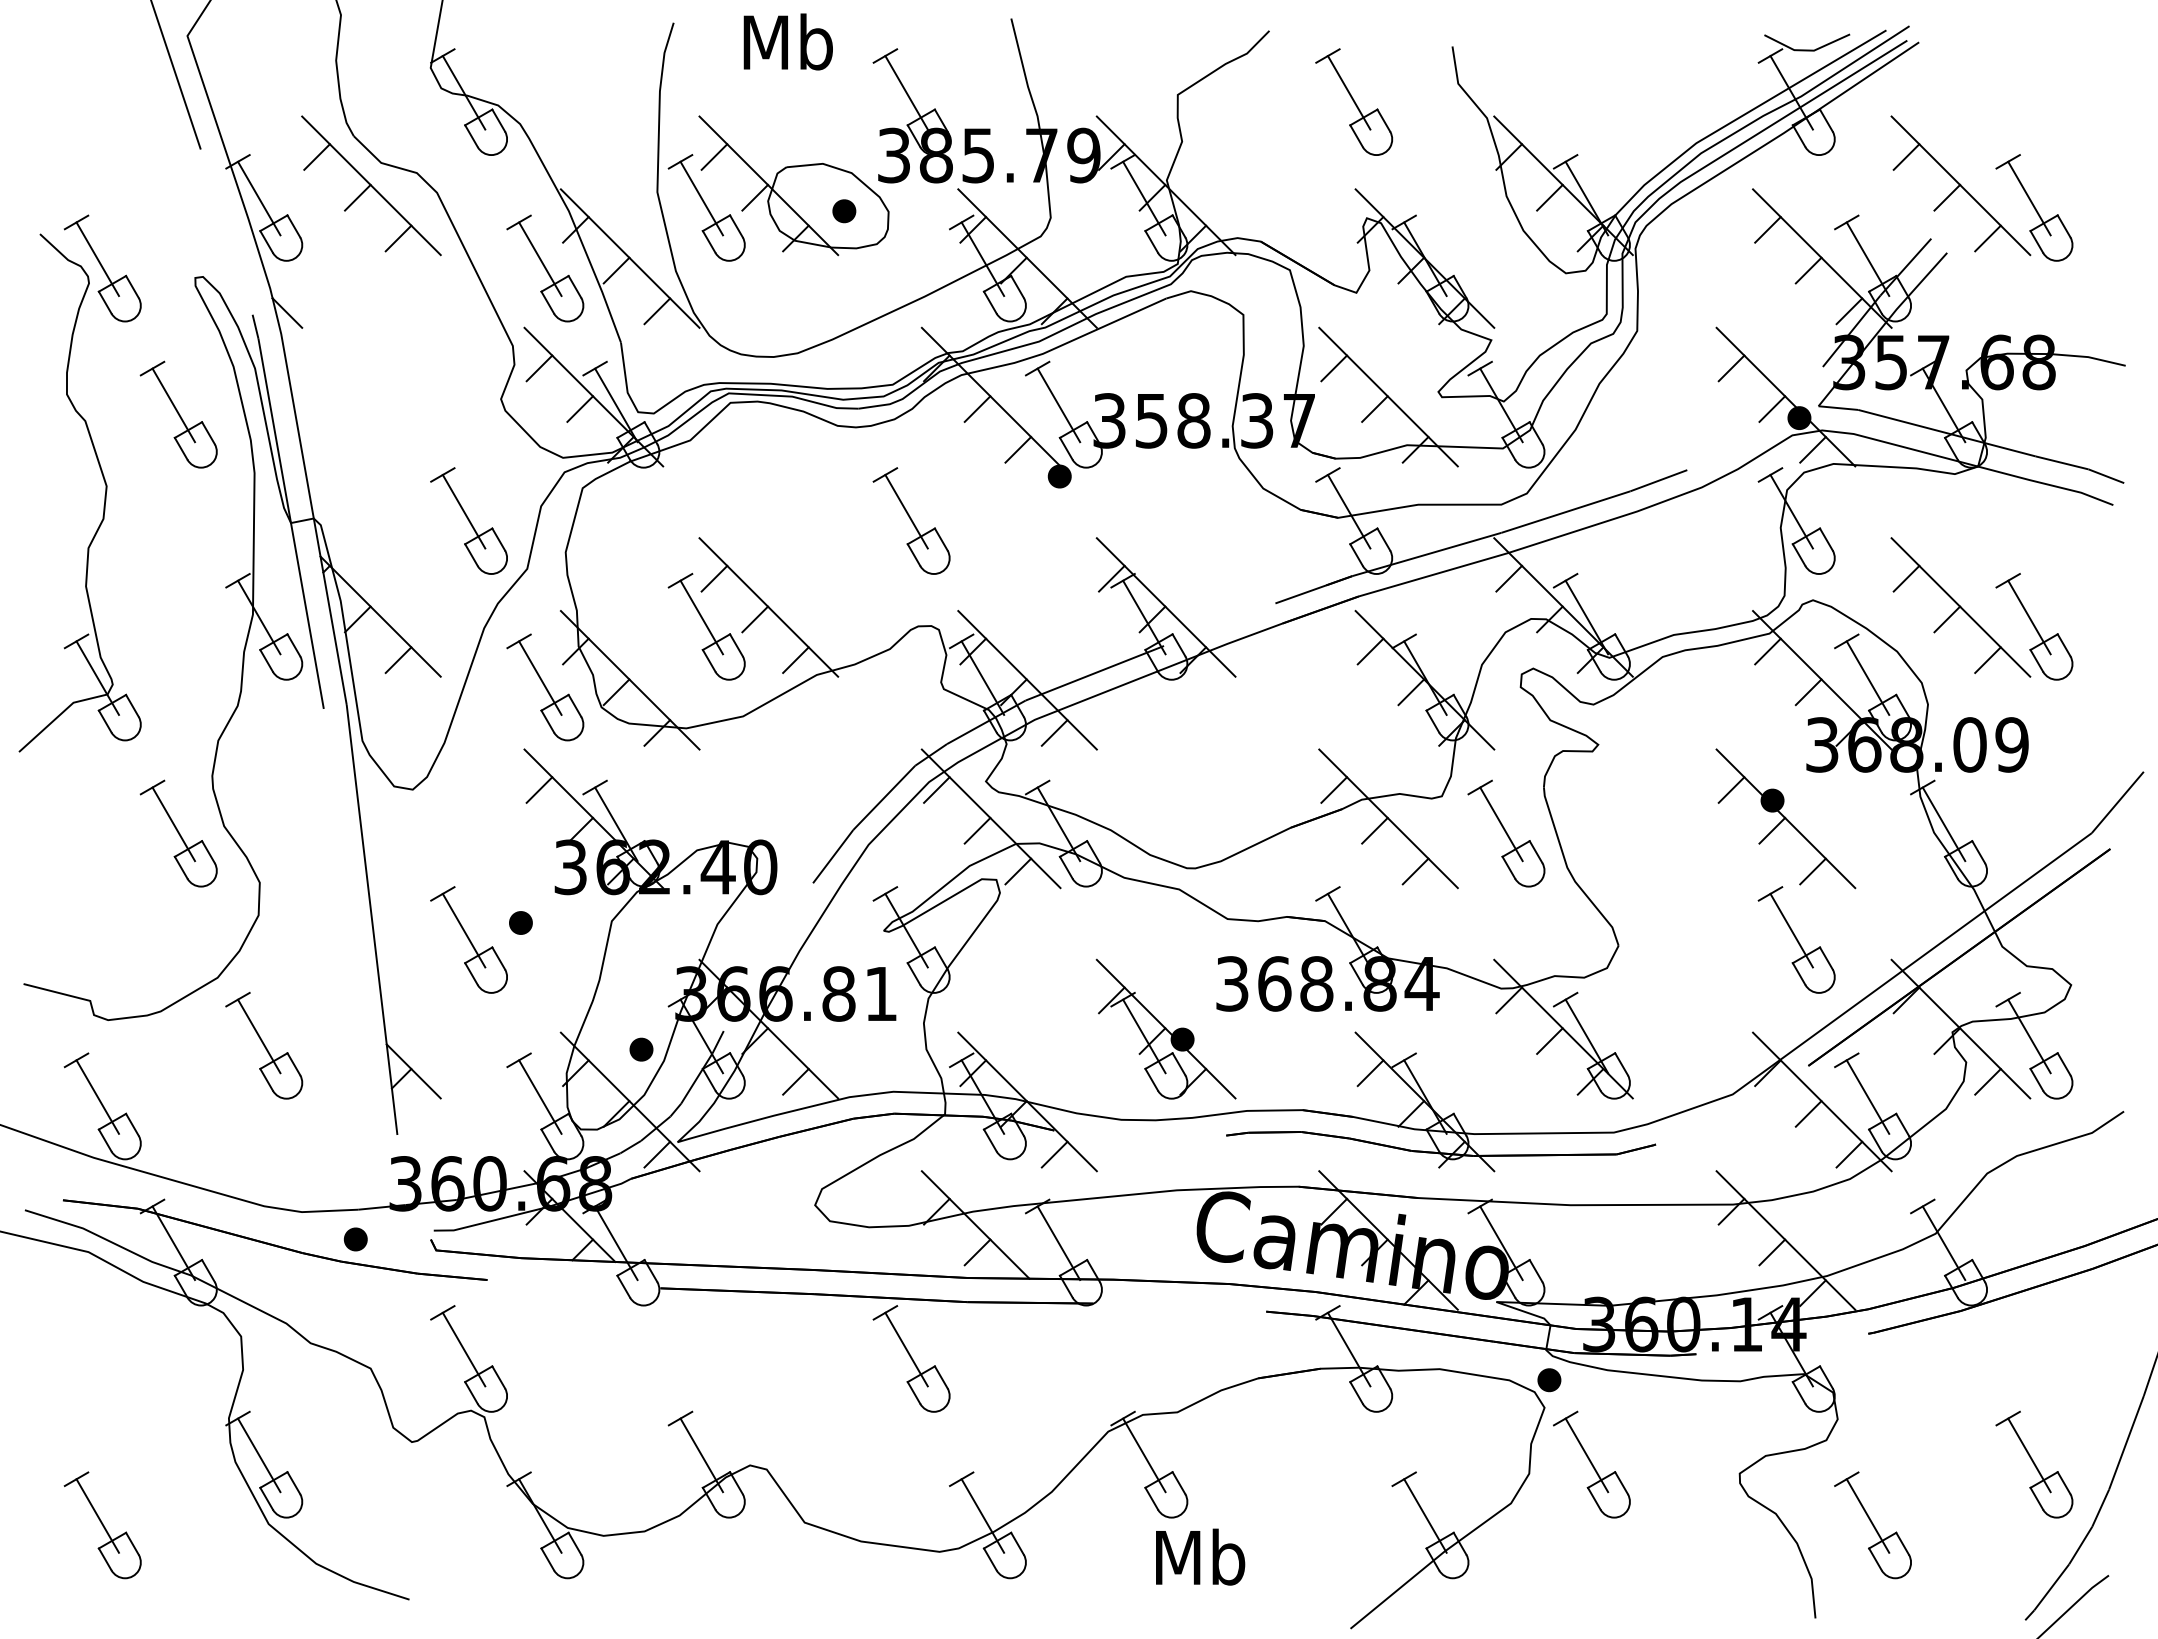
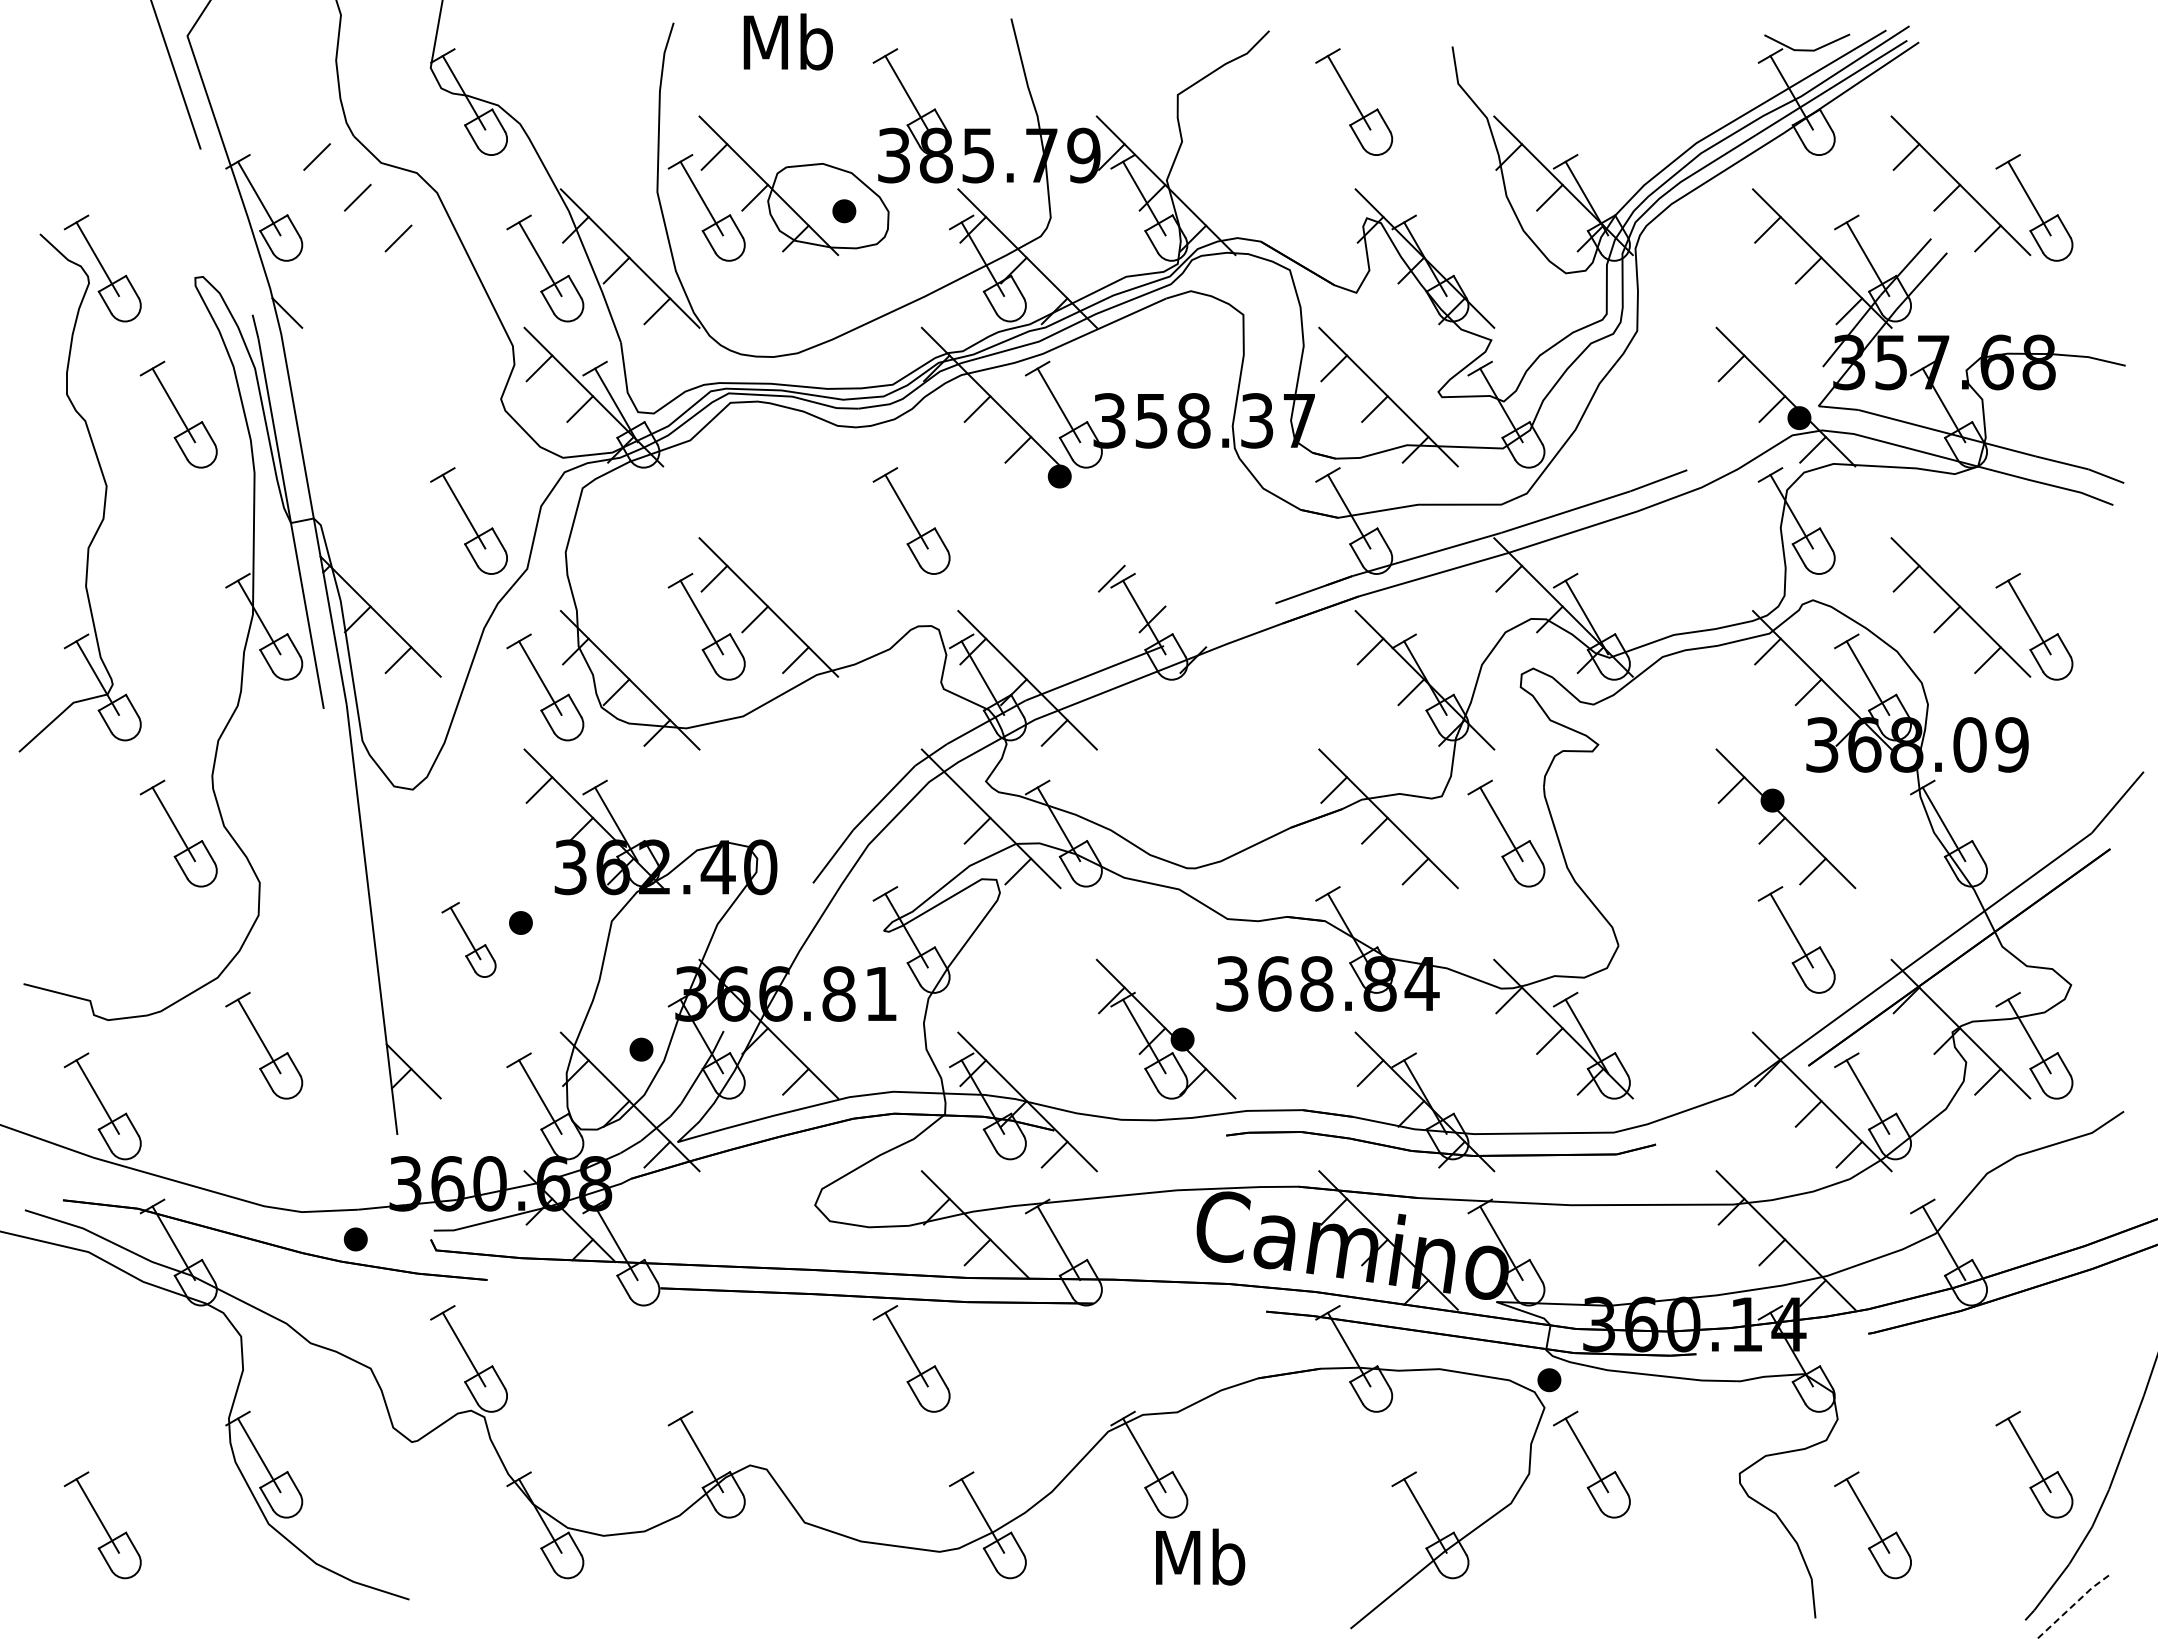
line: present -> none (371, 185)
line: present -> none (1165, 607)
line: present -> none (936, 789)
part size: 78x108 px -> 56x76 px (468, 939)
line: solid -> dashed (2072, 1606)
